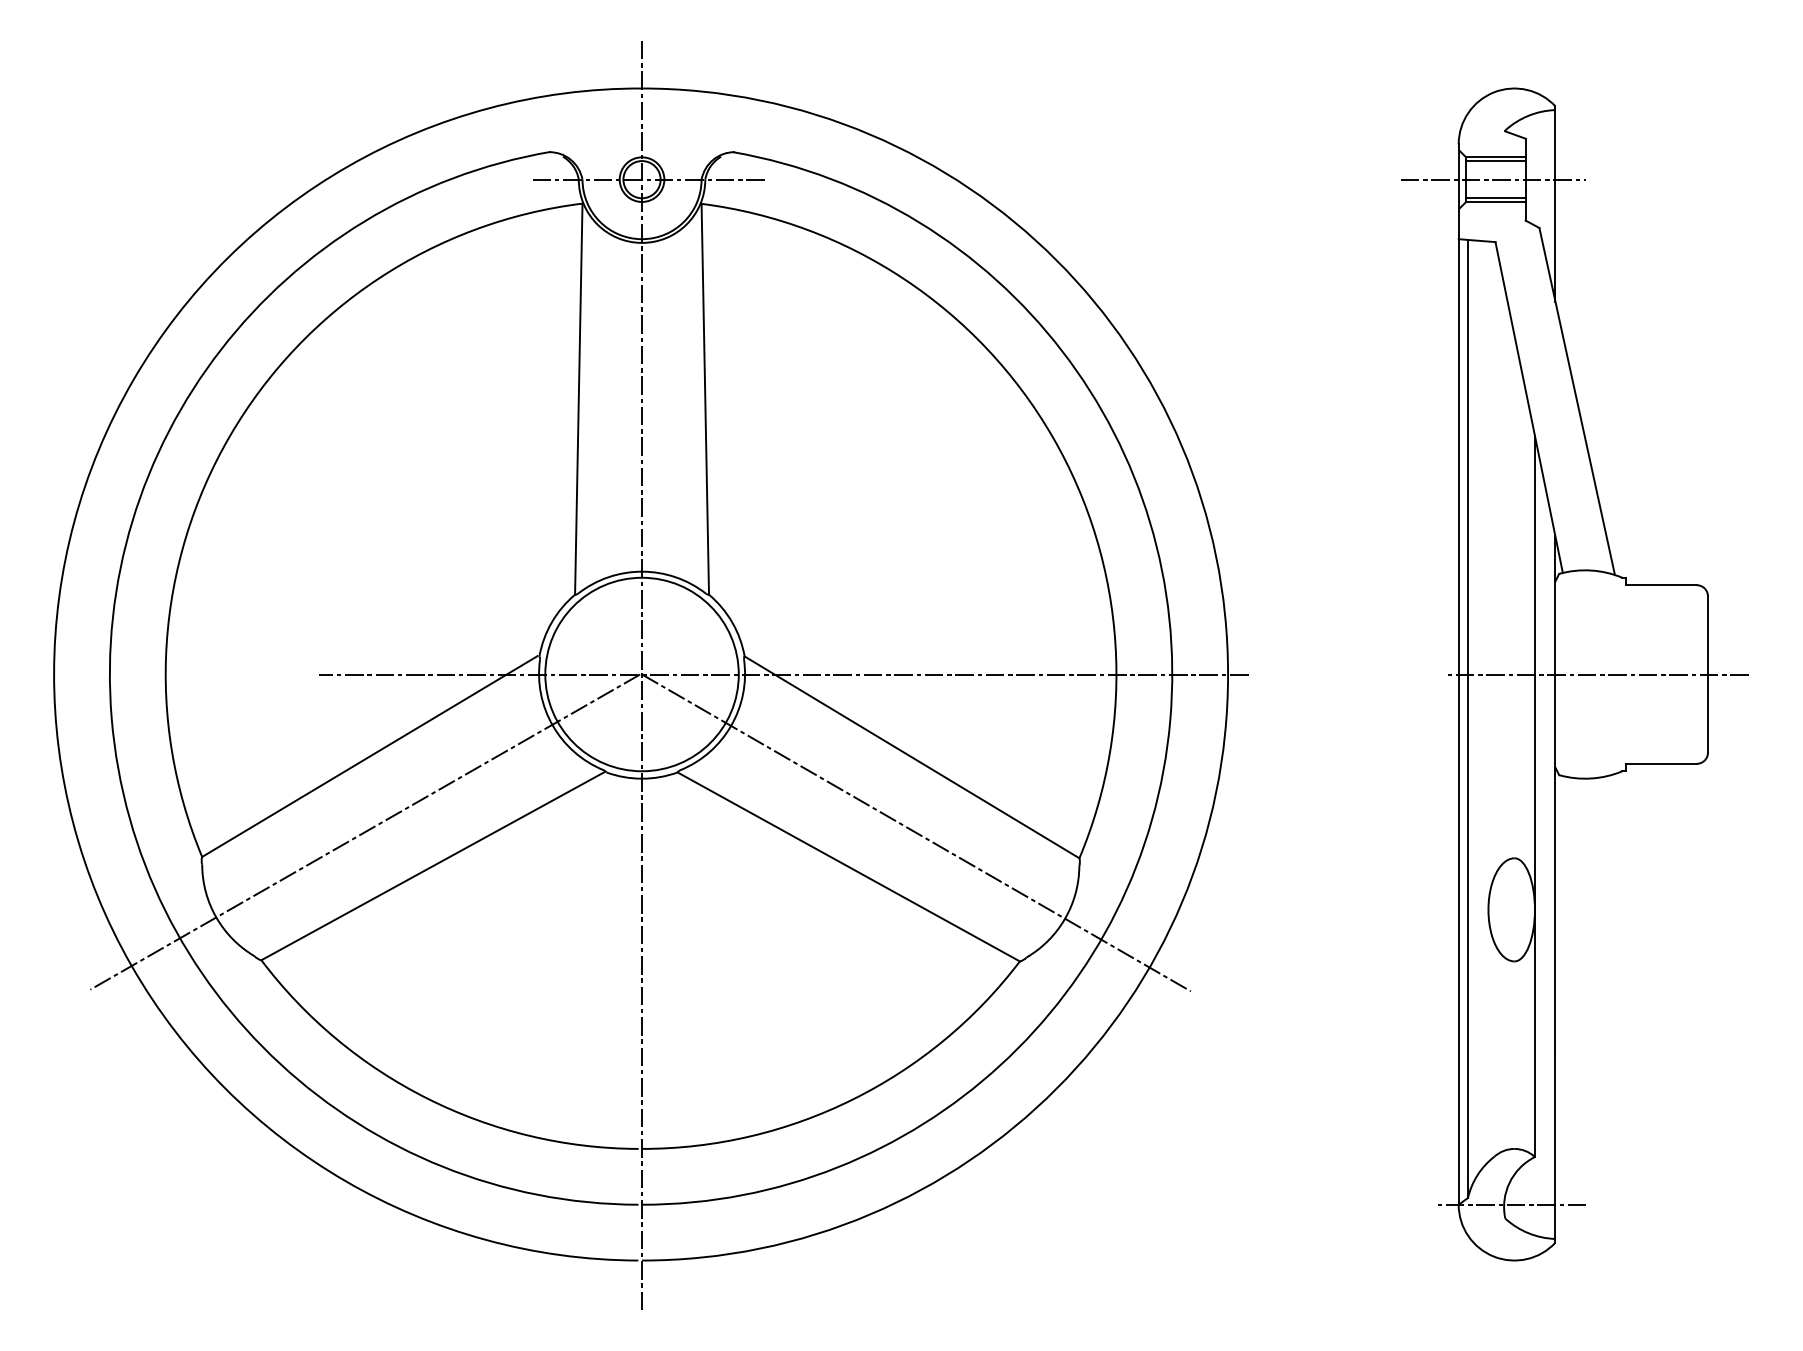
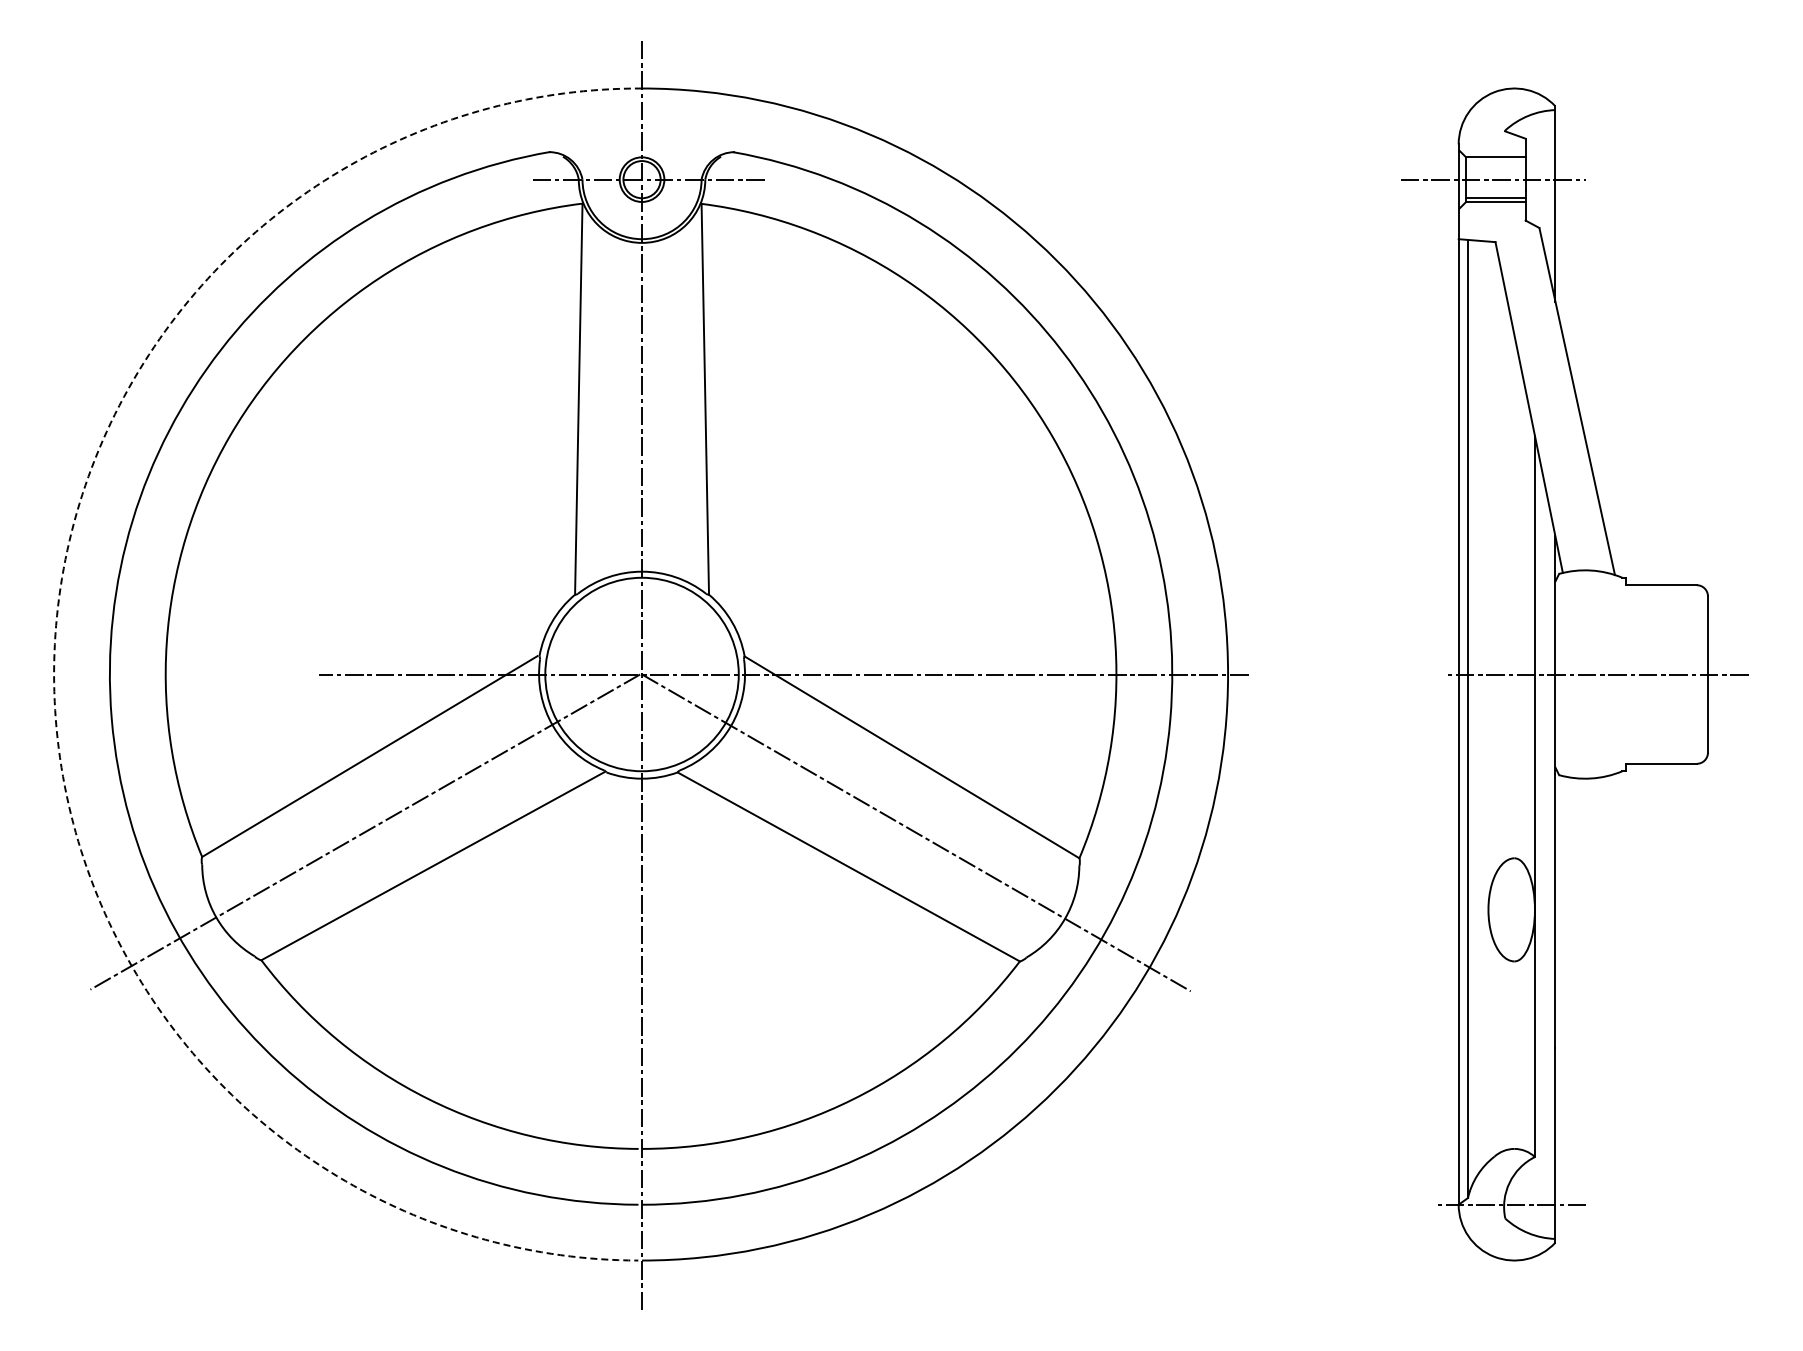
line: present -> none (1495, 161)
arc: solid -> dashed (54, 672)
